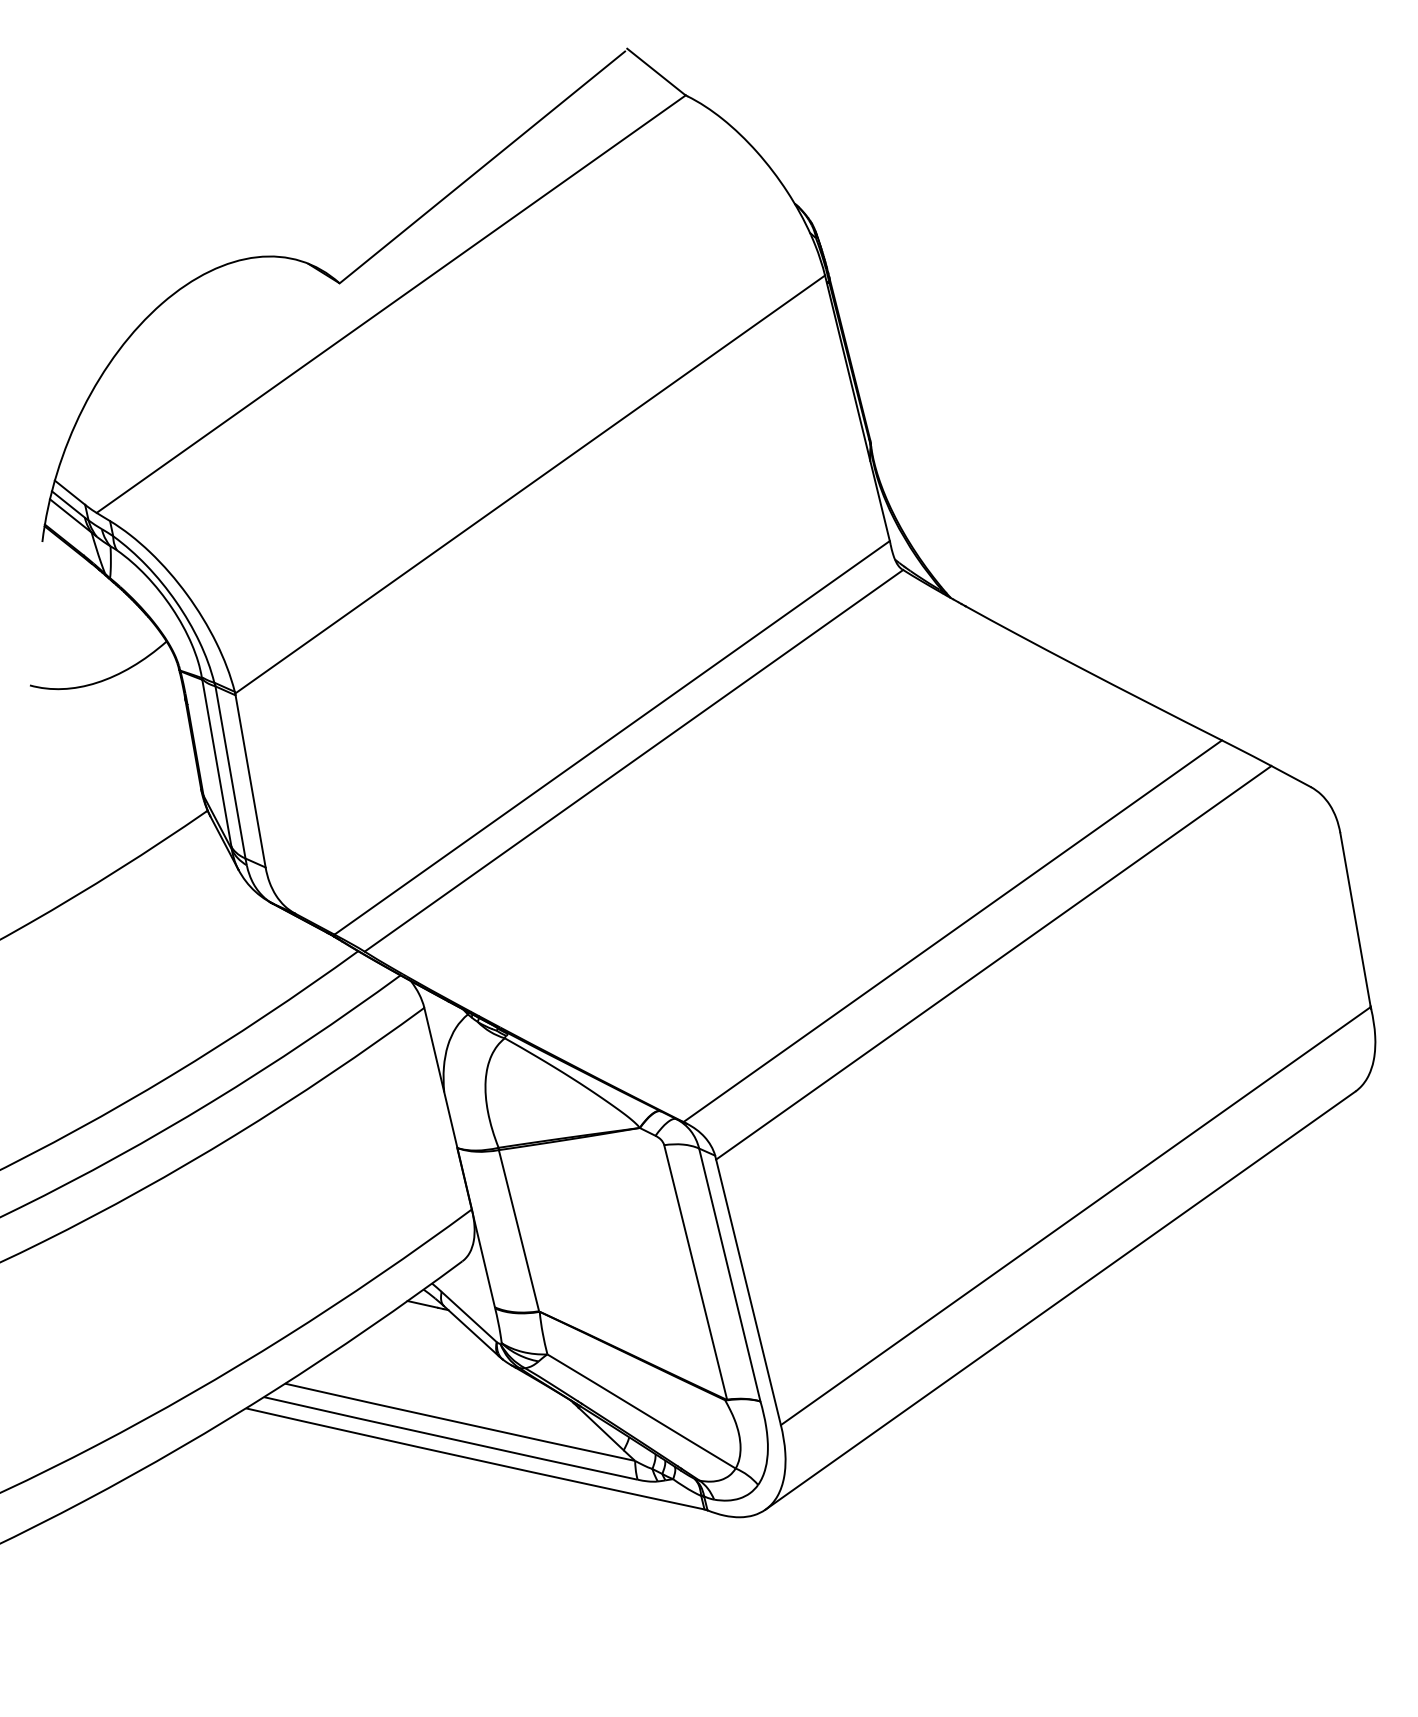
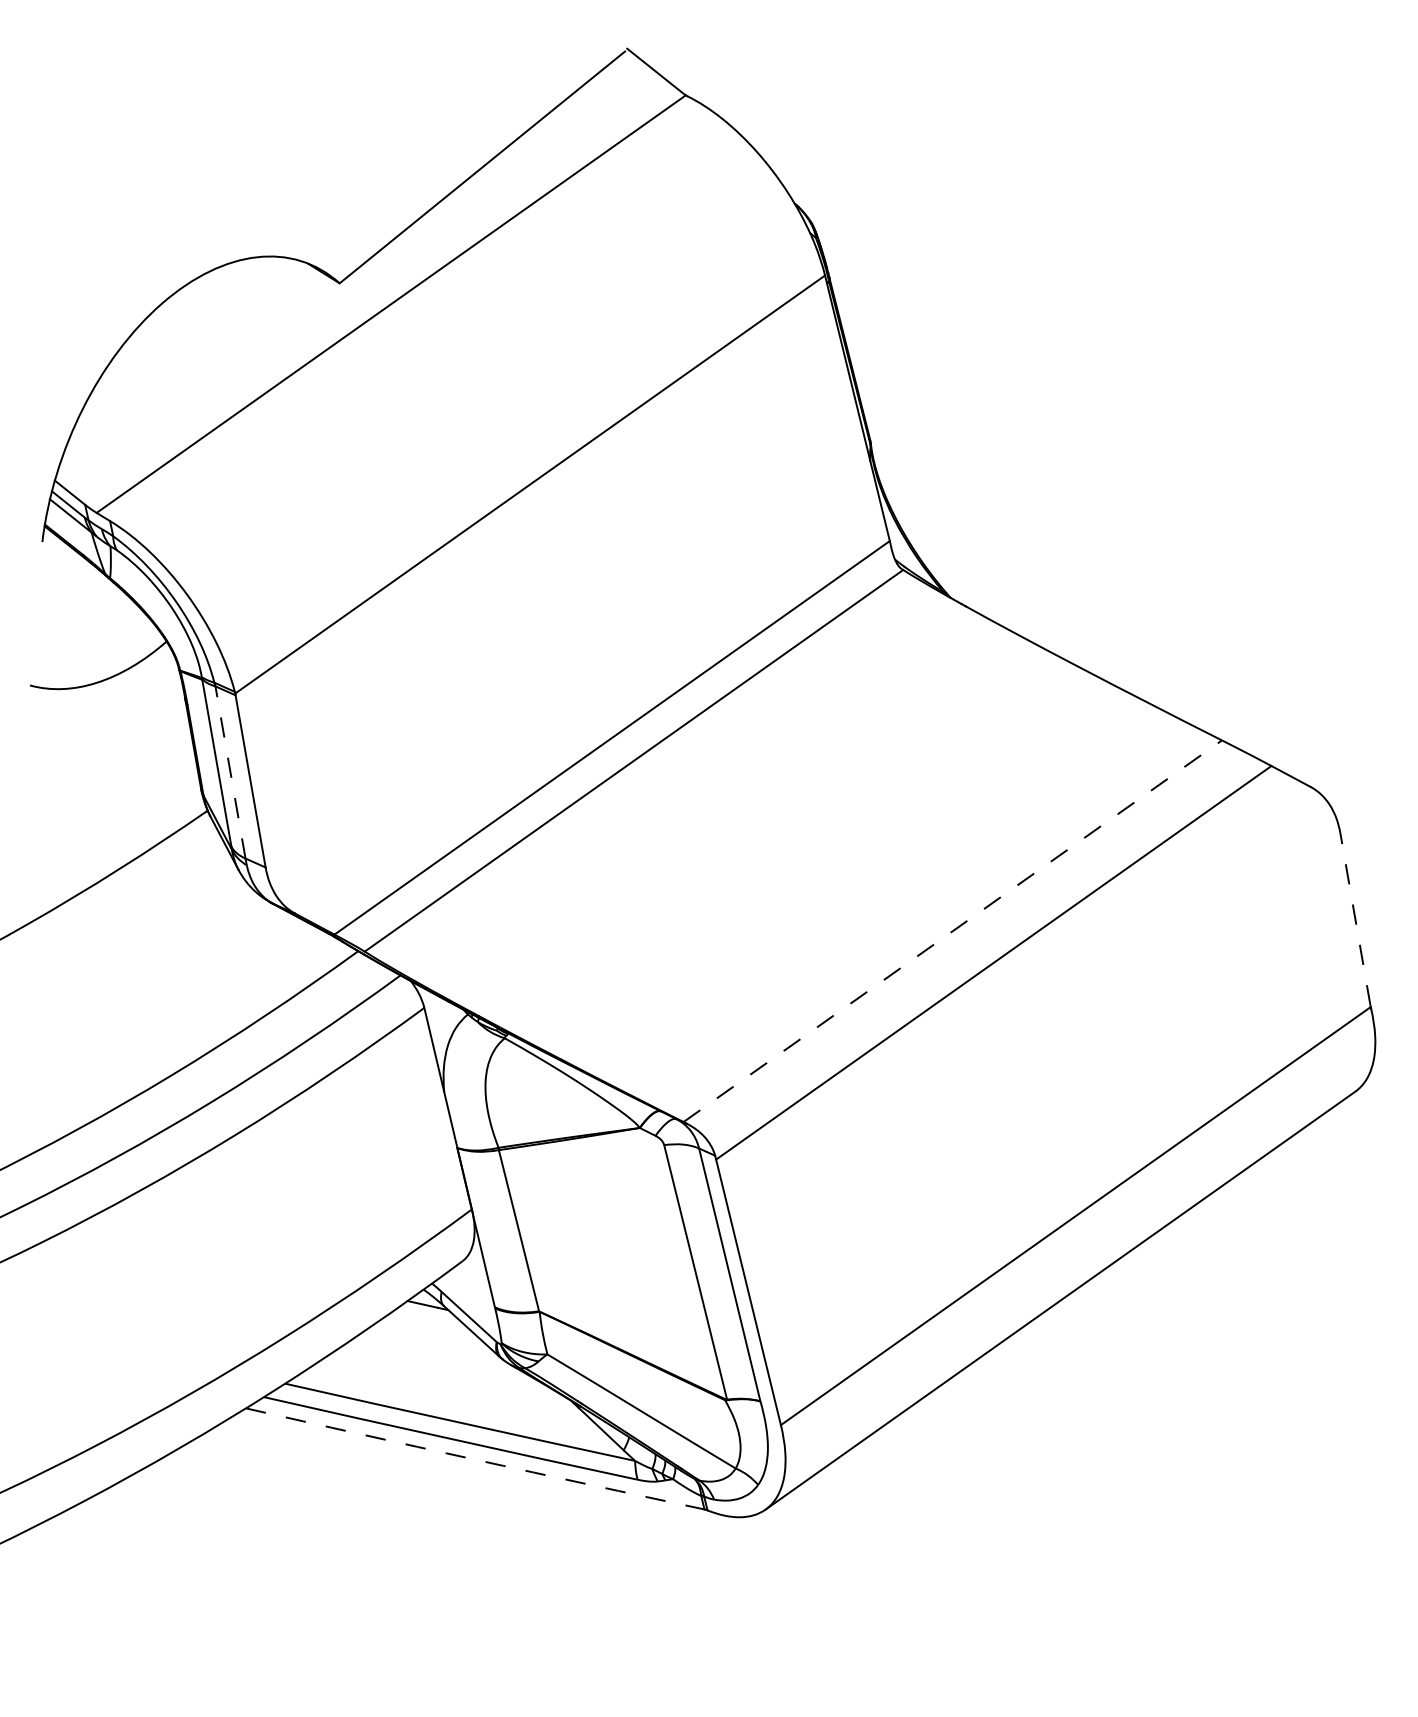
line: solid -> dashed (230, 771)
line: solid -> dashed (1355, 918)
line: solid -> dashed (953, 930)
arc: solid -> dashed (475, 1459)
